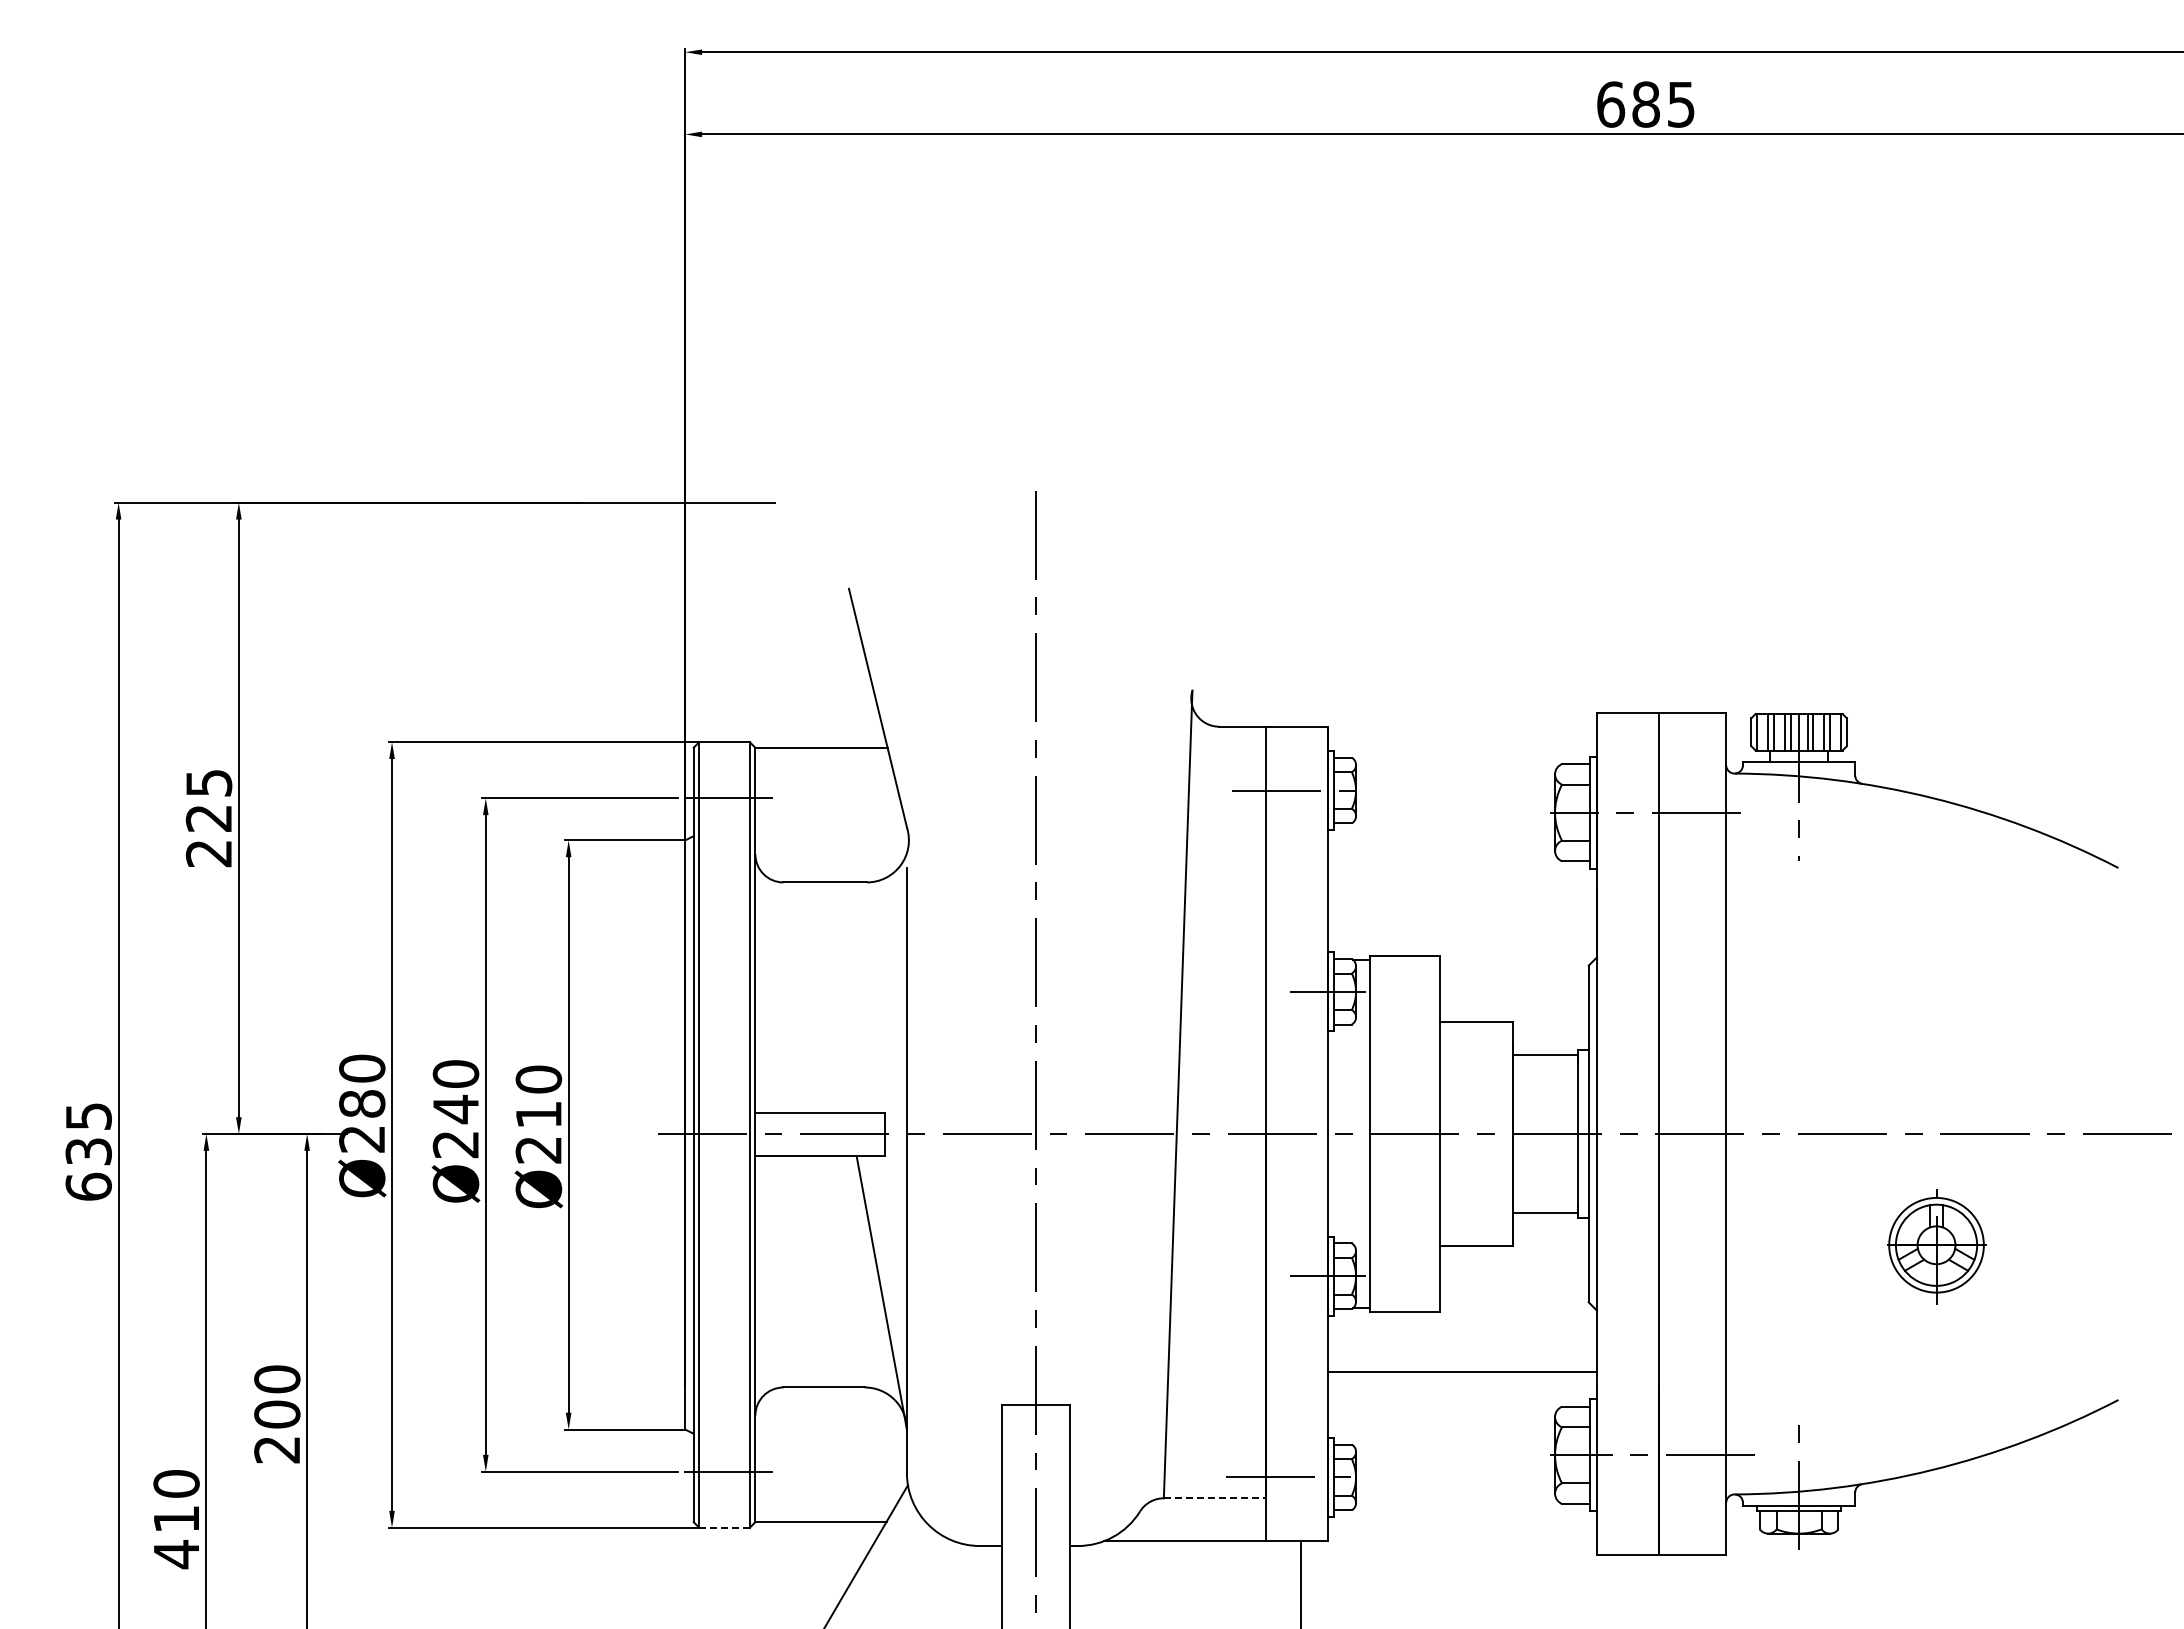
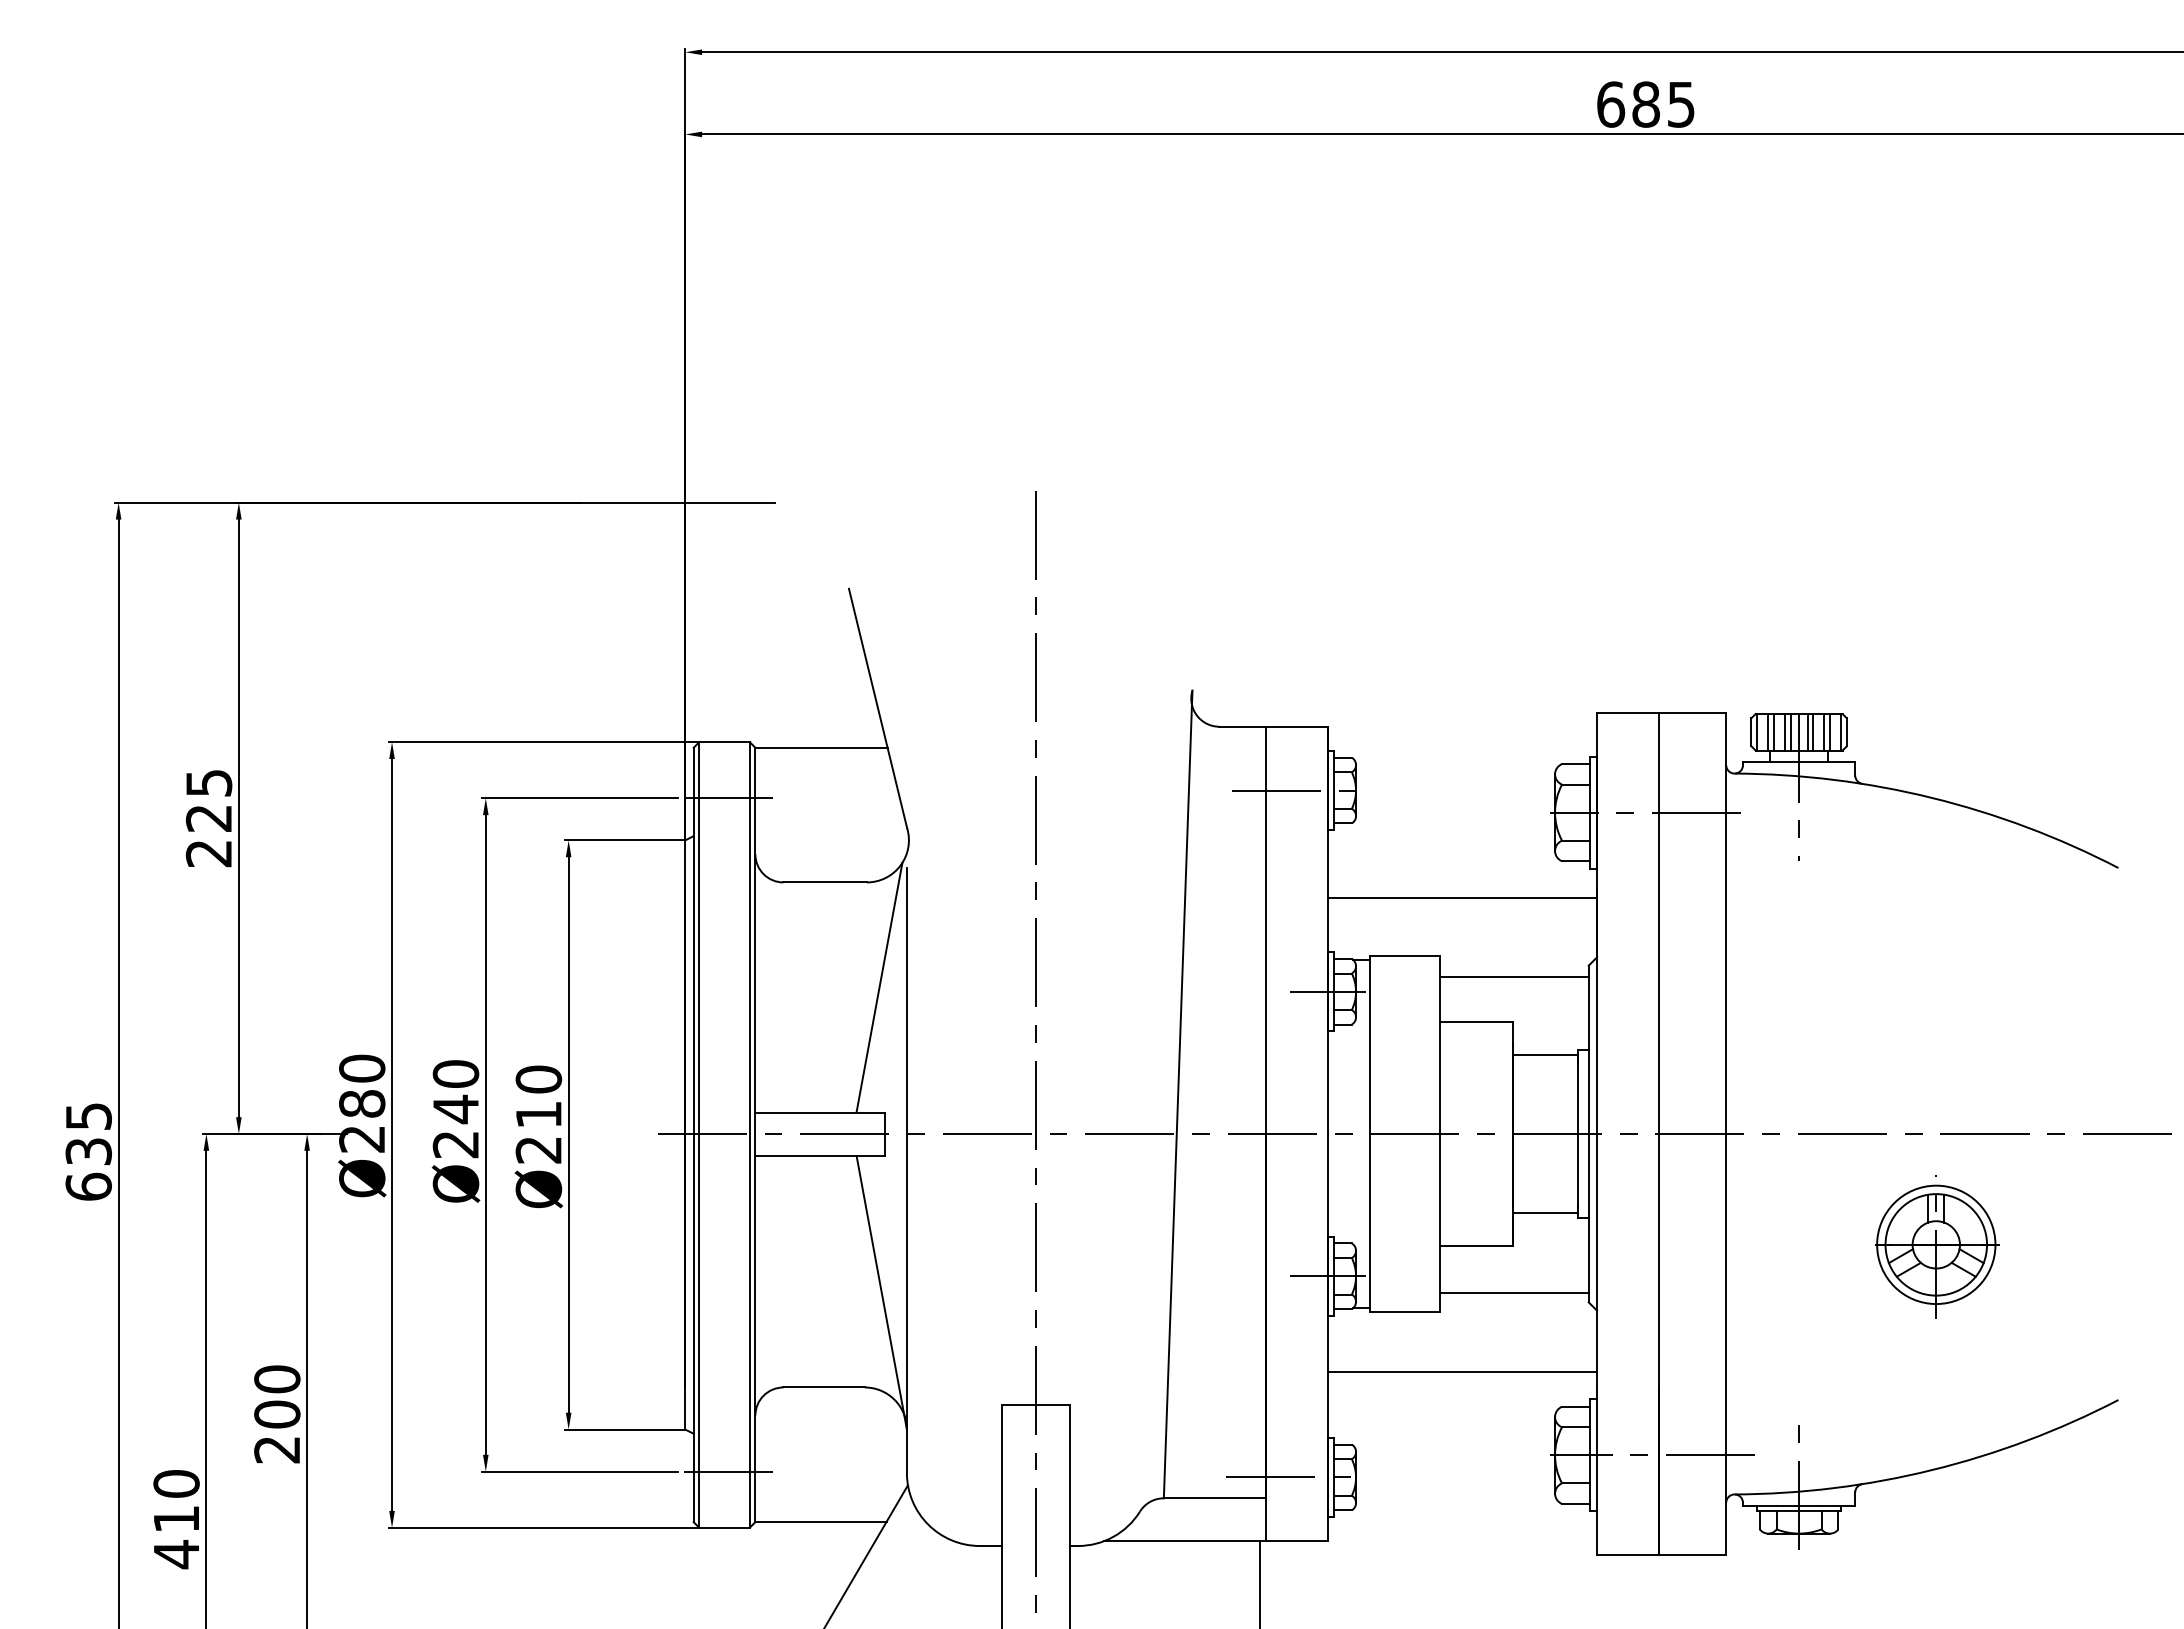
line: none -> present (1462, 897)
line: none -> present (1514, 976)
line: none -> present (879, 987)
part size: 100x116 px -> 125x144 px (1937, 1246)
line: none -> present (1514, 1293)
line: dashed -> solid (1215, 1498)
line: dashed -> solid (724, 1527)
line position: (1301, 1583) -> (1260, 1583) (1260, 1583)
